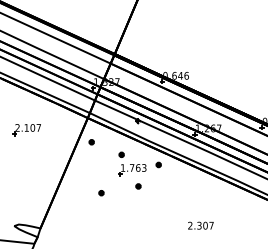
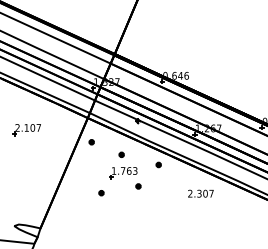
part position: (132, 170) -> (123, 173) (123, 173)
text position: (200, 225) -> (200, 193) (200, 193)
